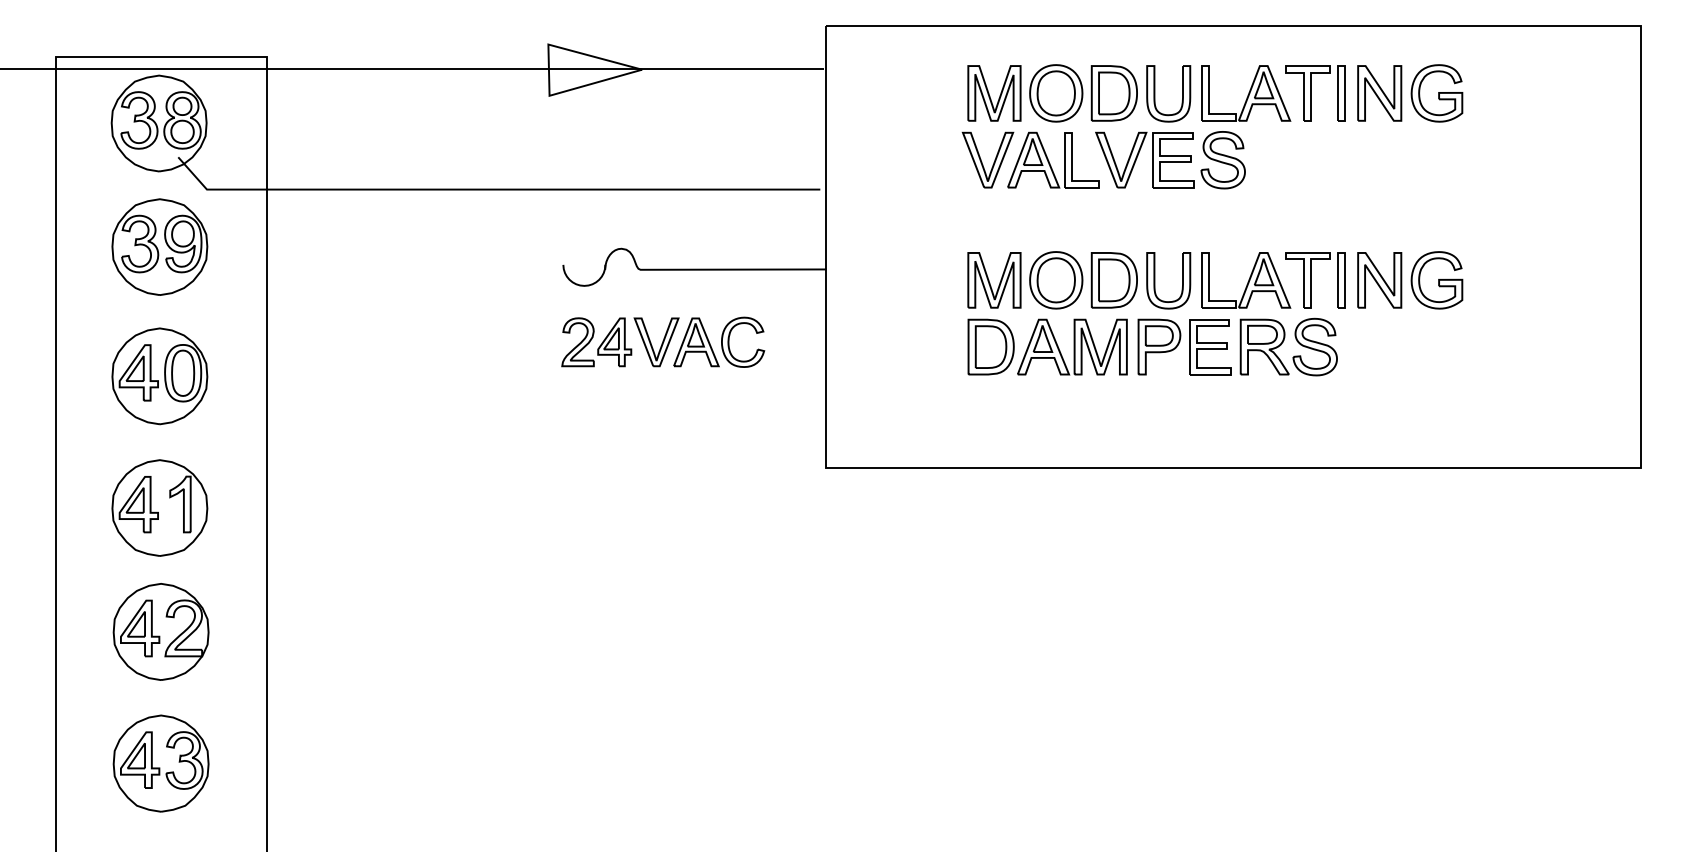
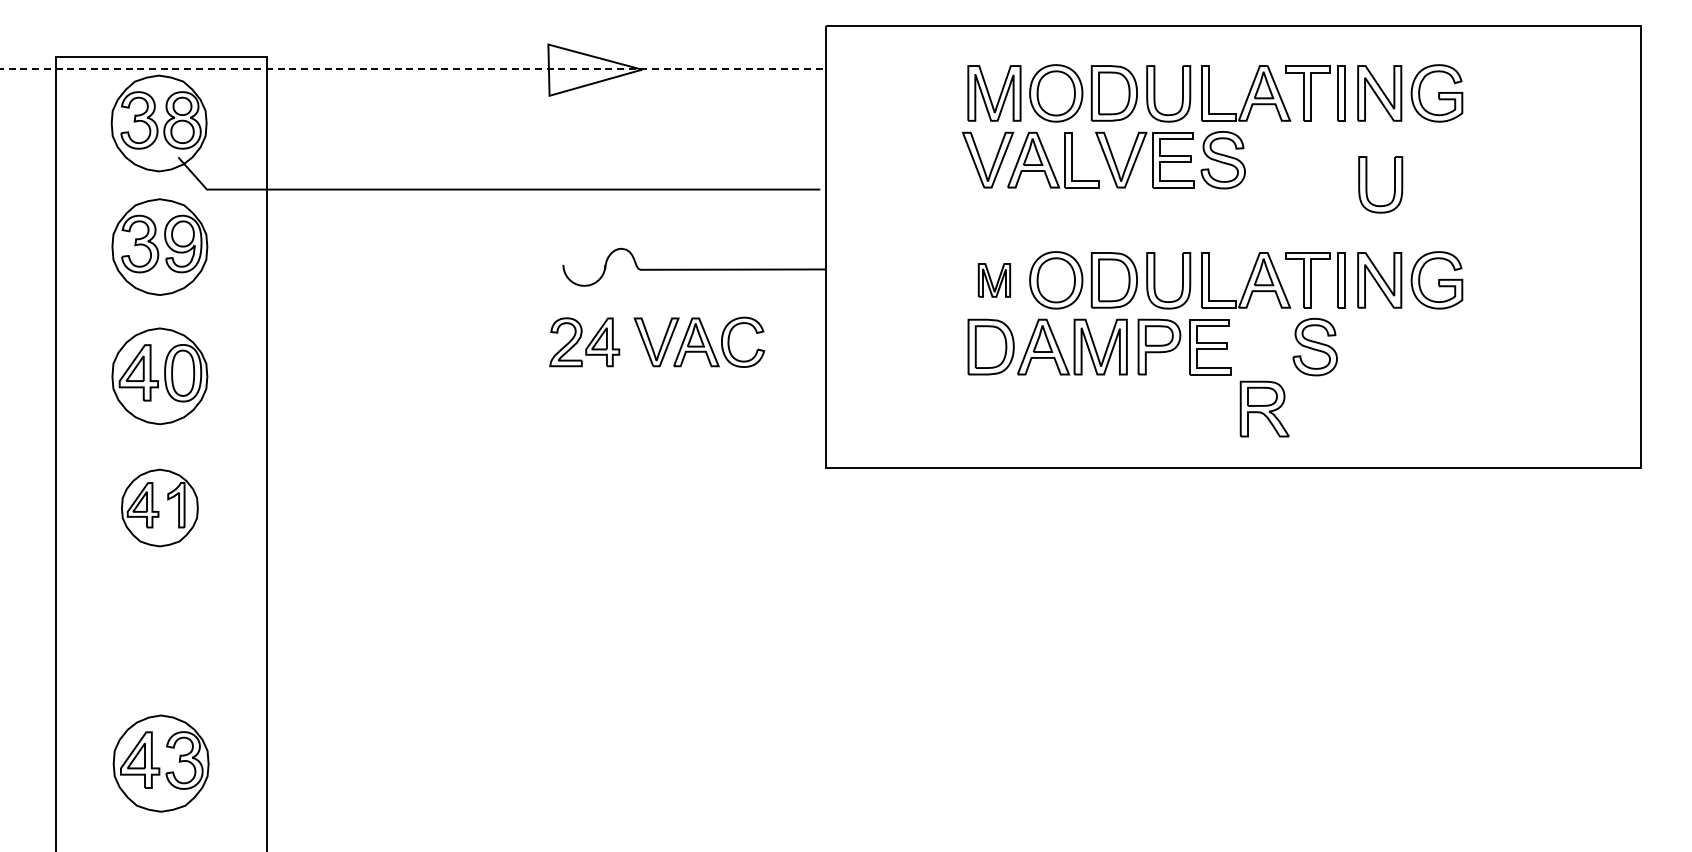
line: solid -> dashed (412, 69)
part: none -> present (1367, 184)
part size: 55x57 px -> 35x35 px (994, 280)
part position: (596, 342) -> (584, 342) (584, 342)
part position: (1264, 346) -> (1264, 408) (1264, 408)
part size: 98x98 px -> 78x80 px (159, 507)
part: present -> none (160, 631)
